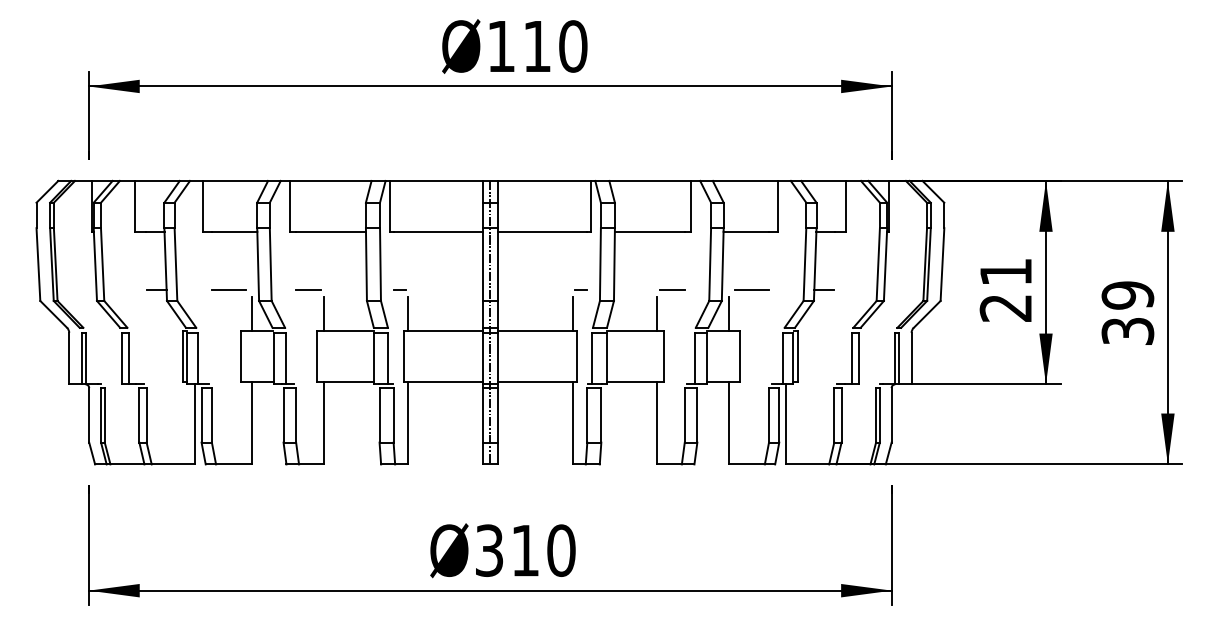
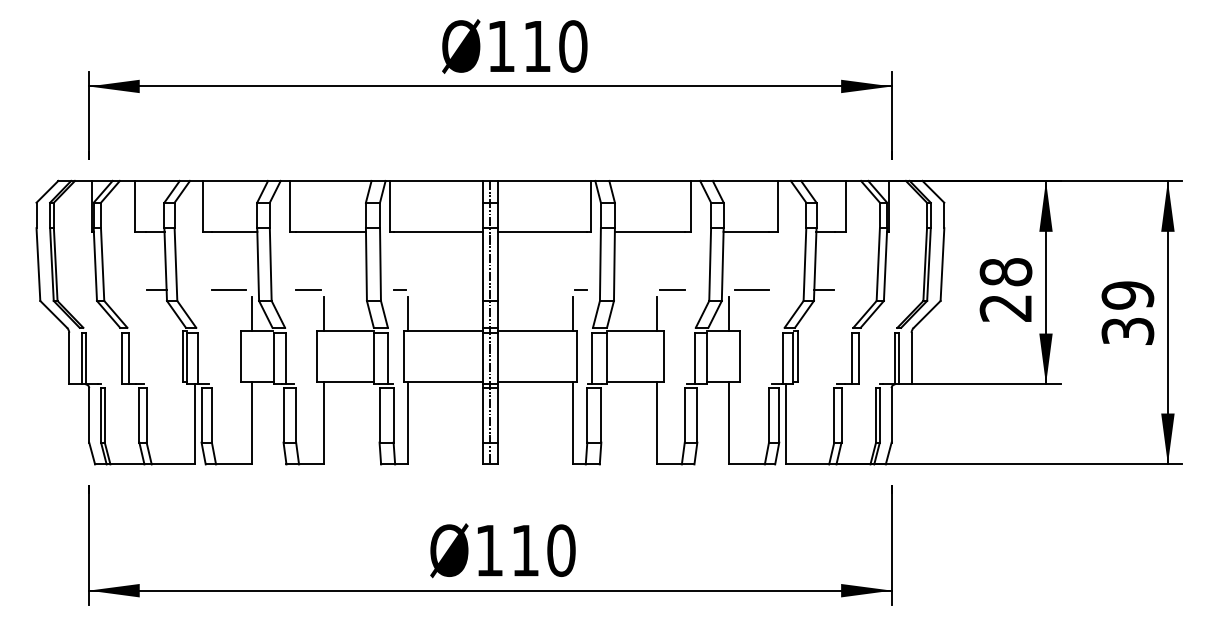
text: 21 -> 28 (1005, 272)
text: 310 -> 110 (489, 550)
